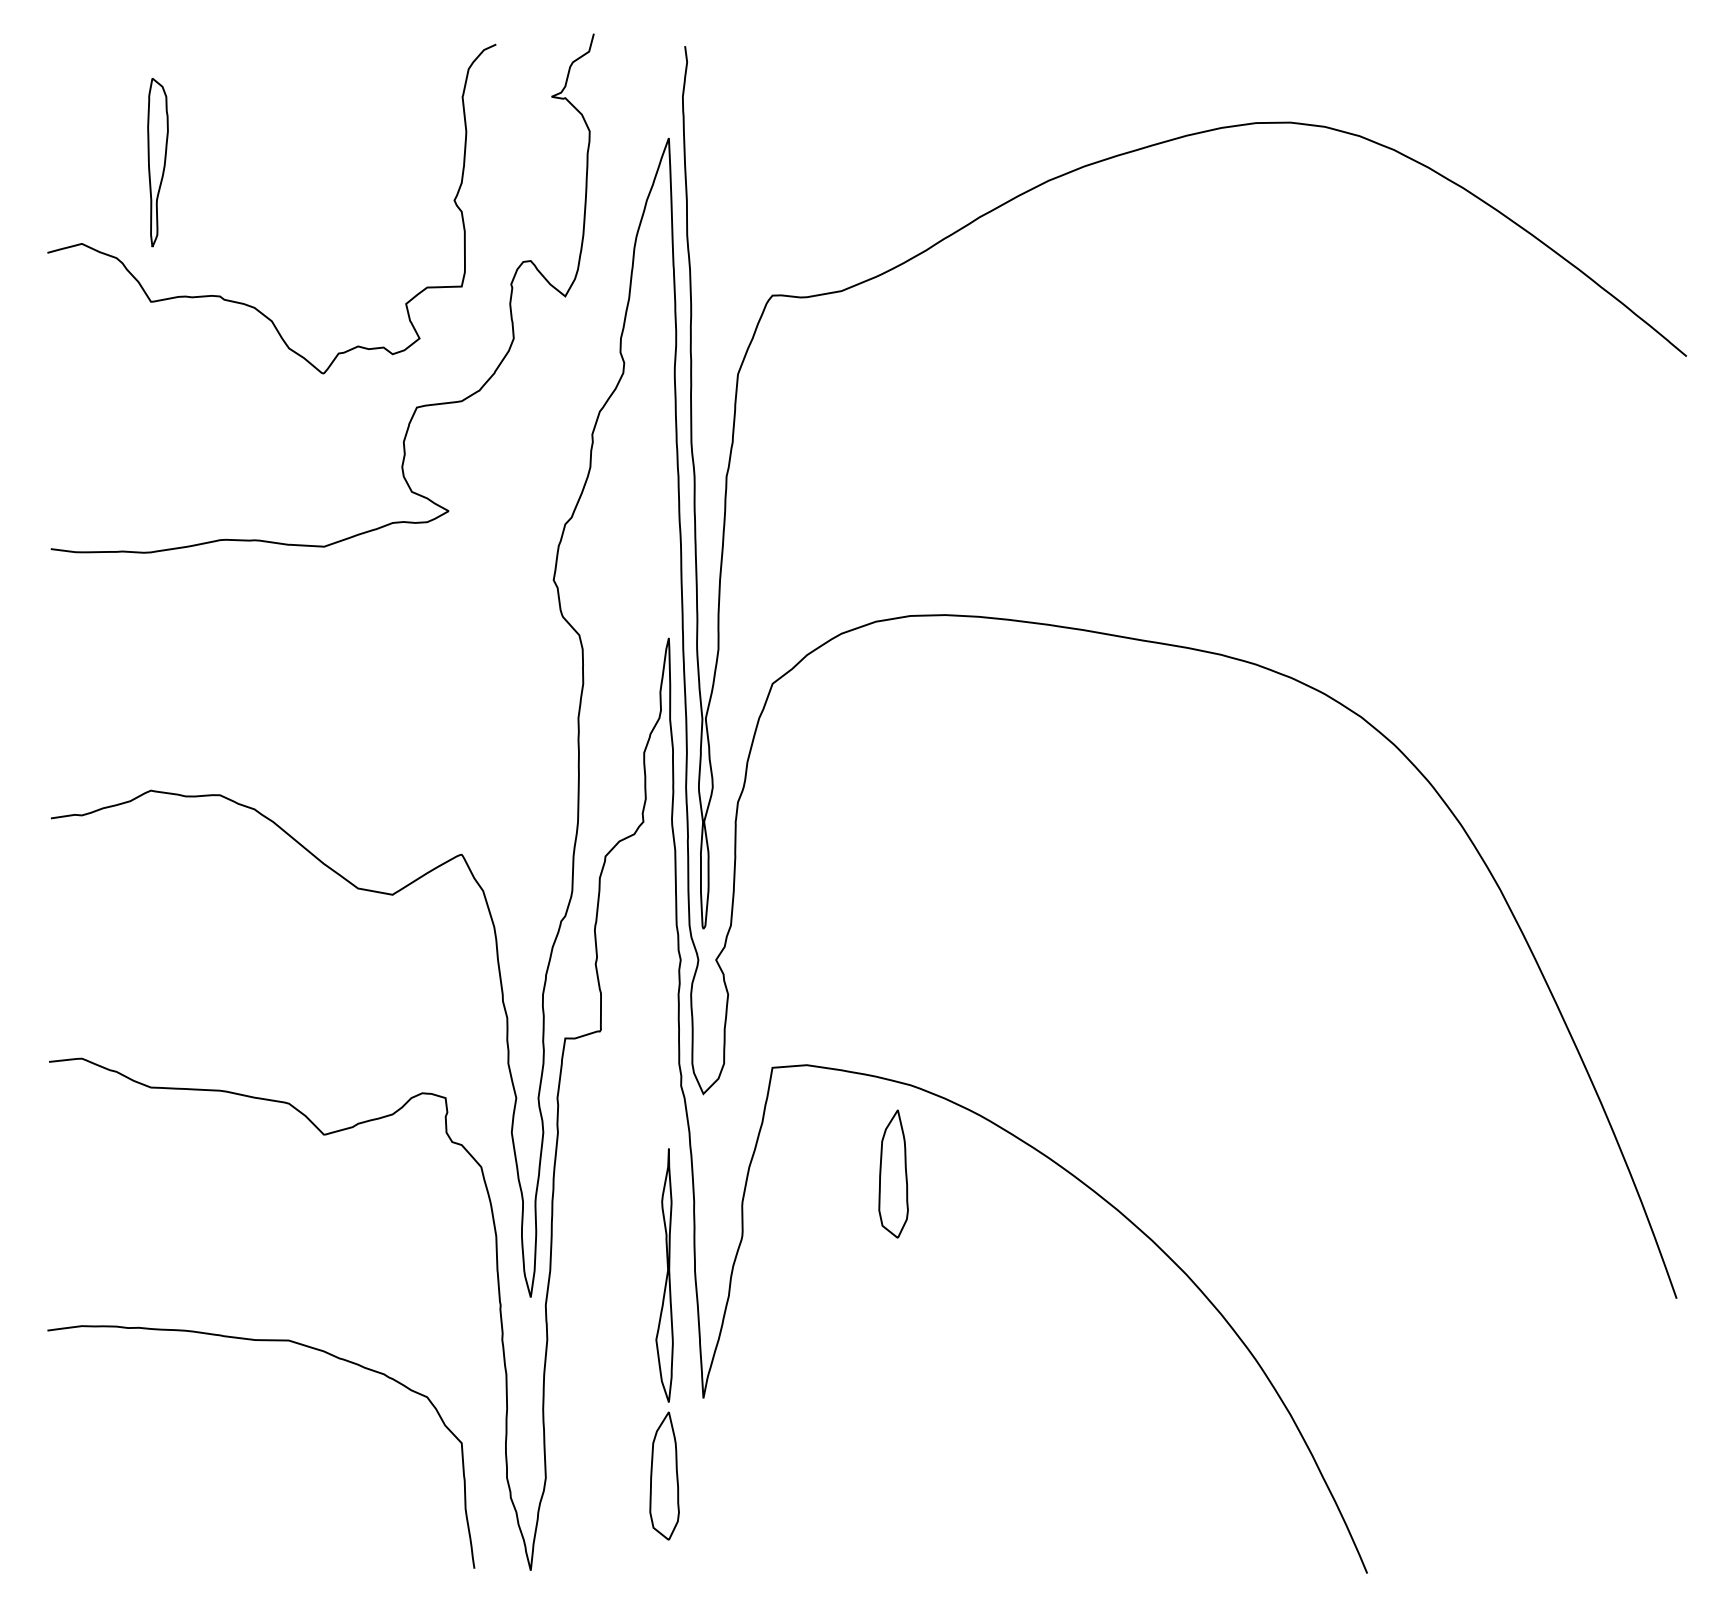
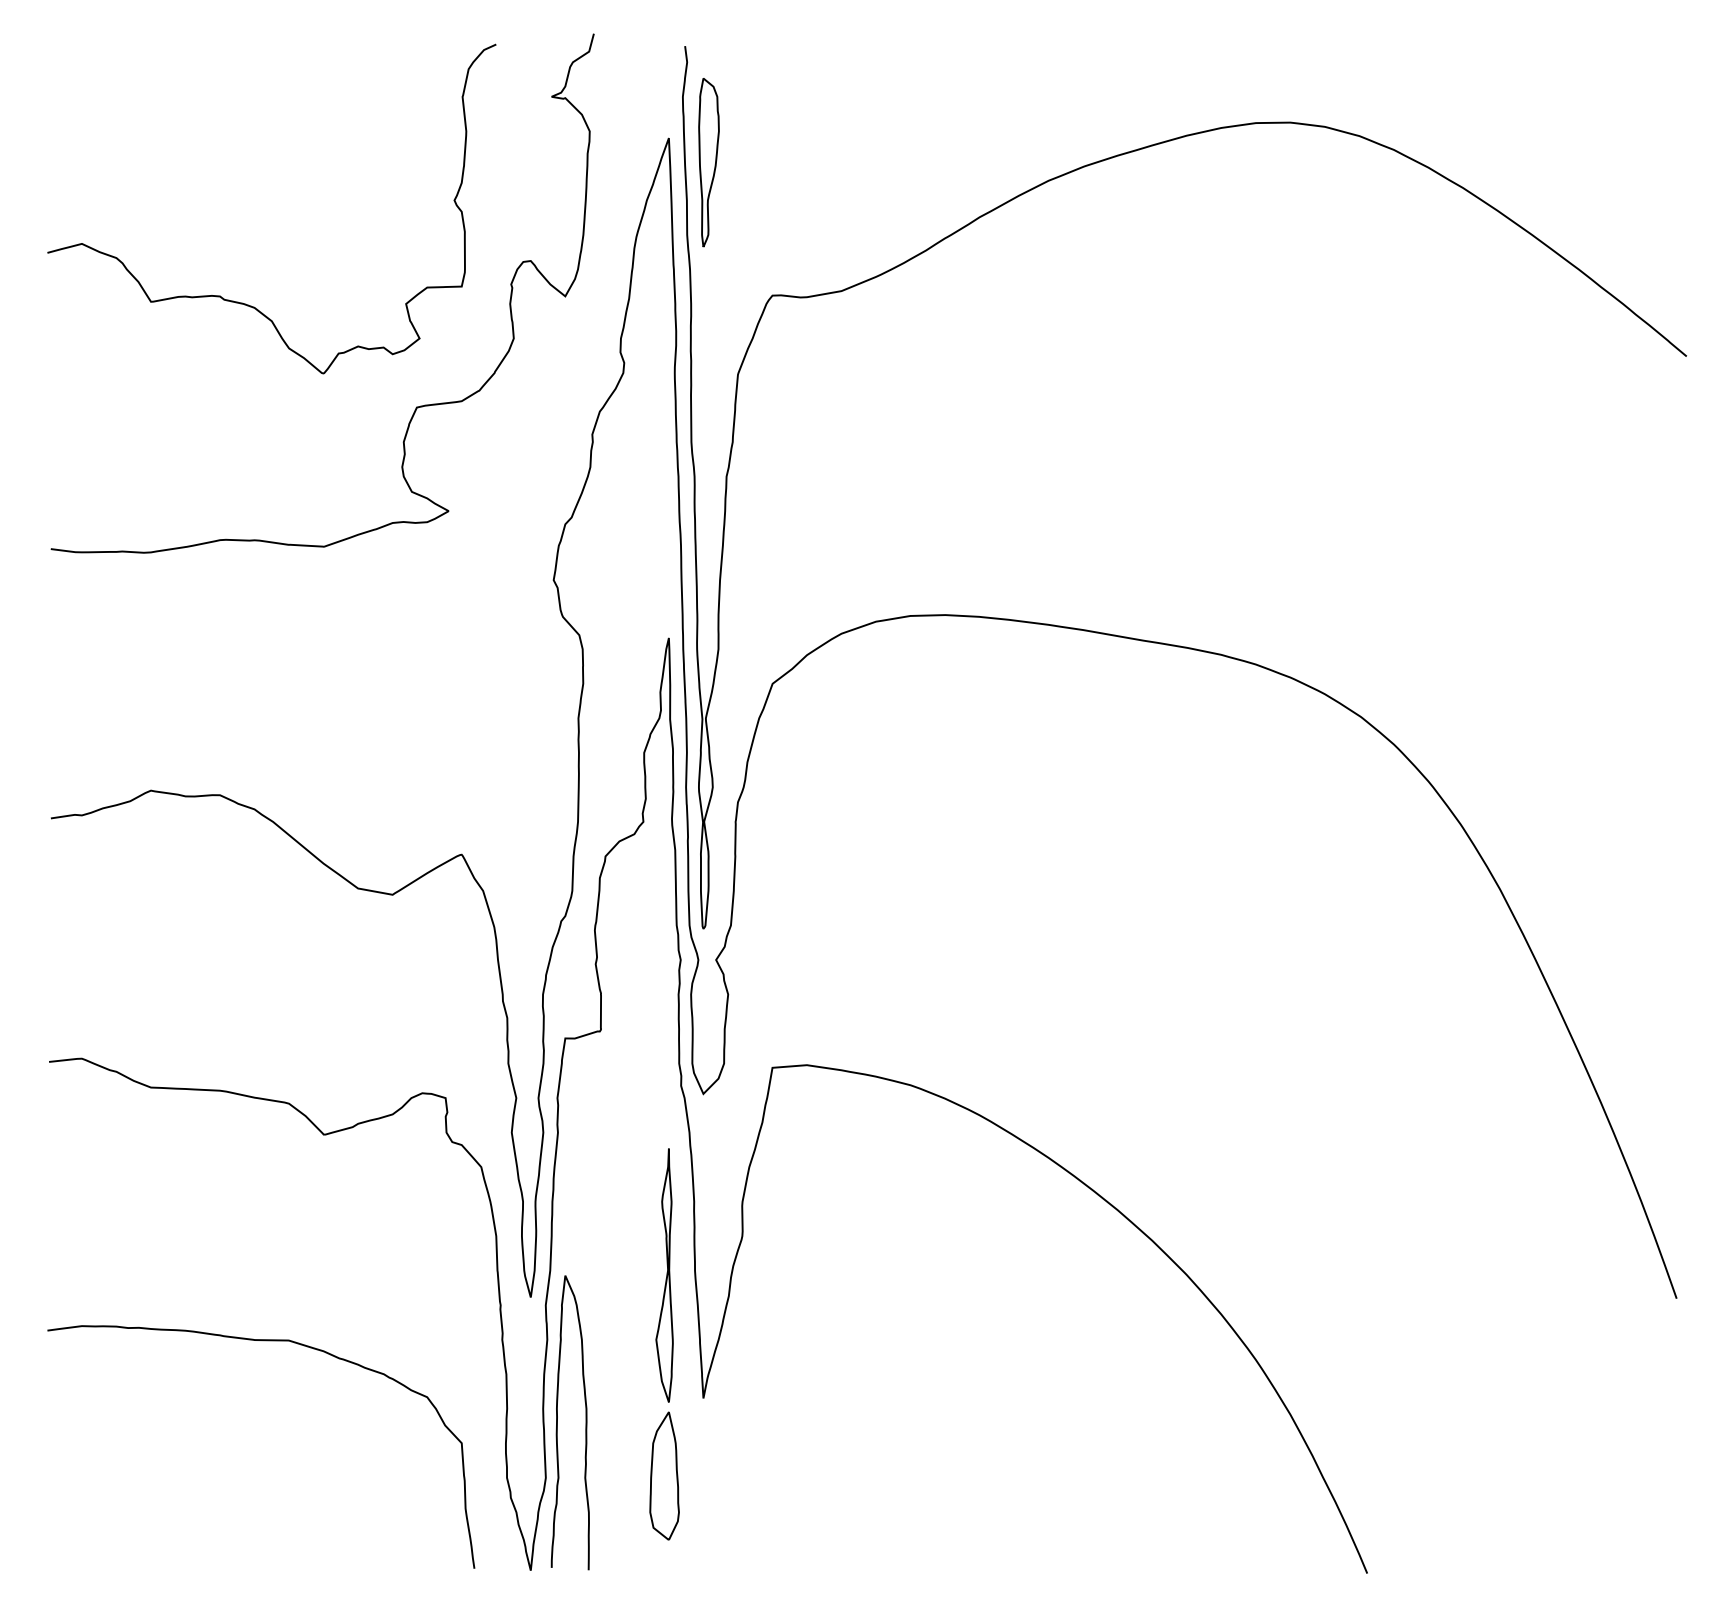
part position: (157, 162) -> (708, 162) (708, 162)
part: present -> none (893, 1173)
curve: none -> present (557, 1422)
